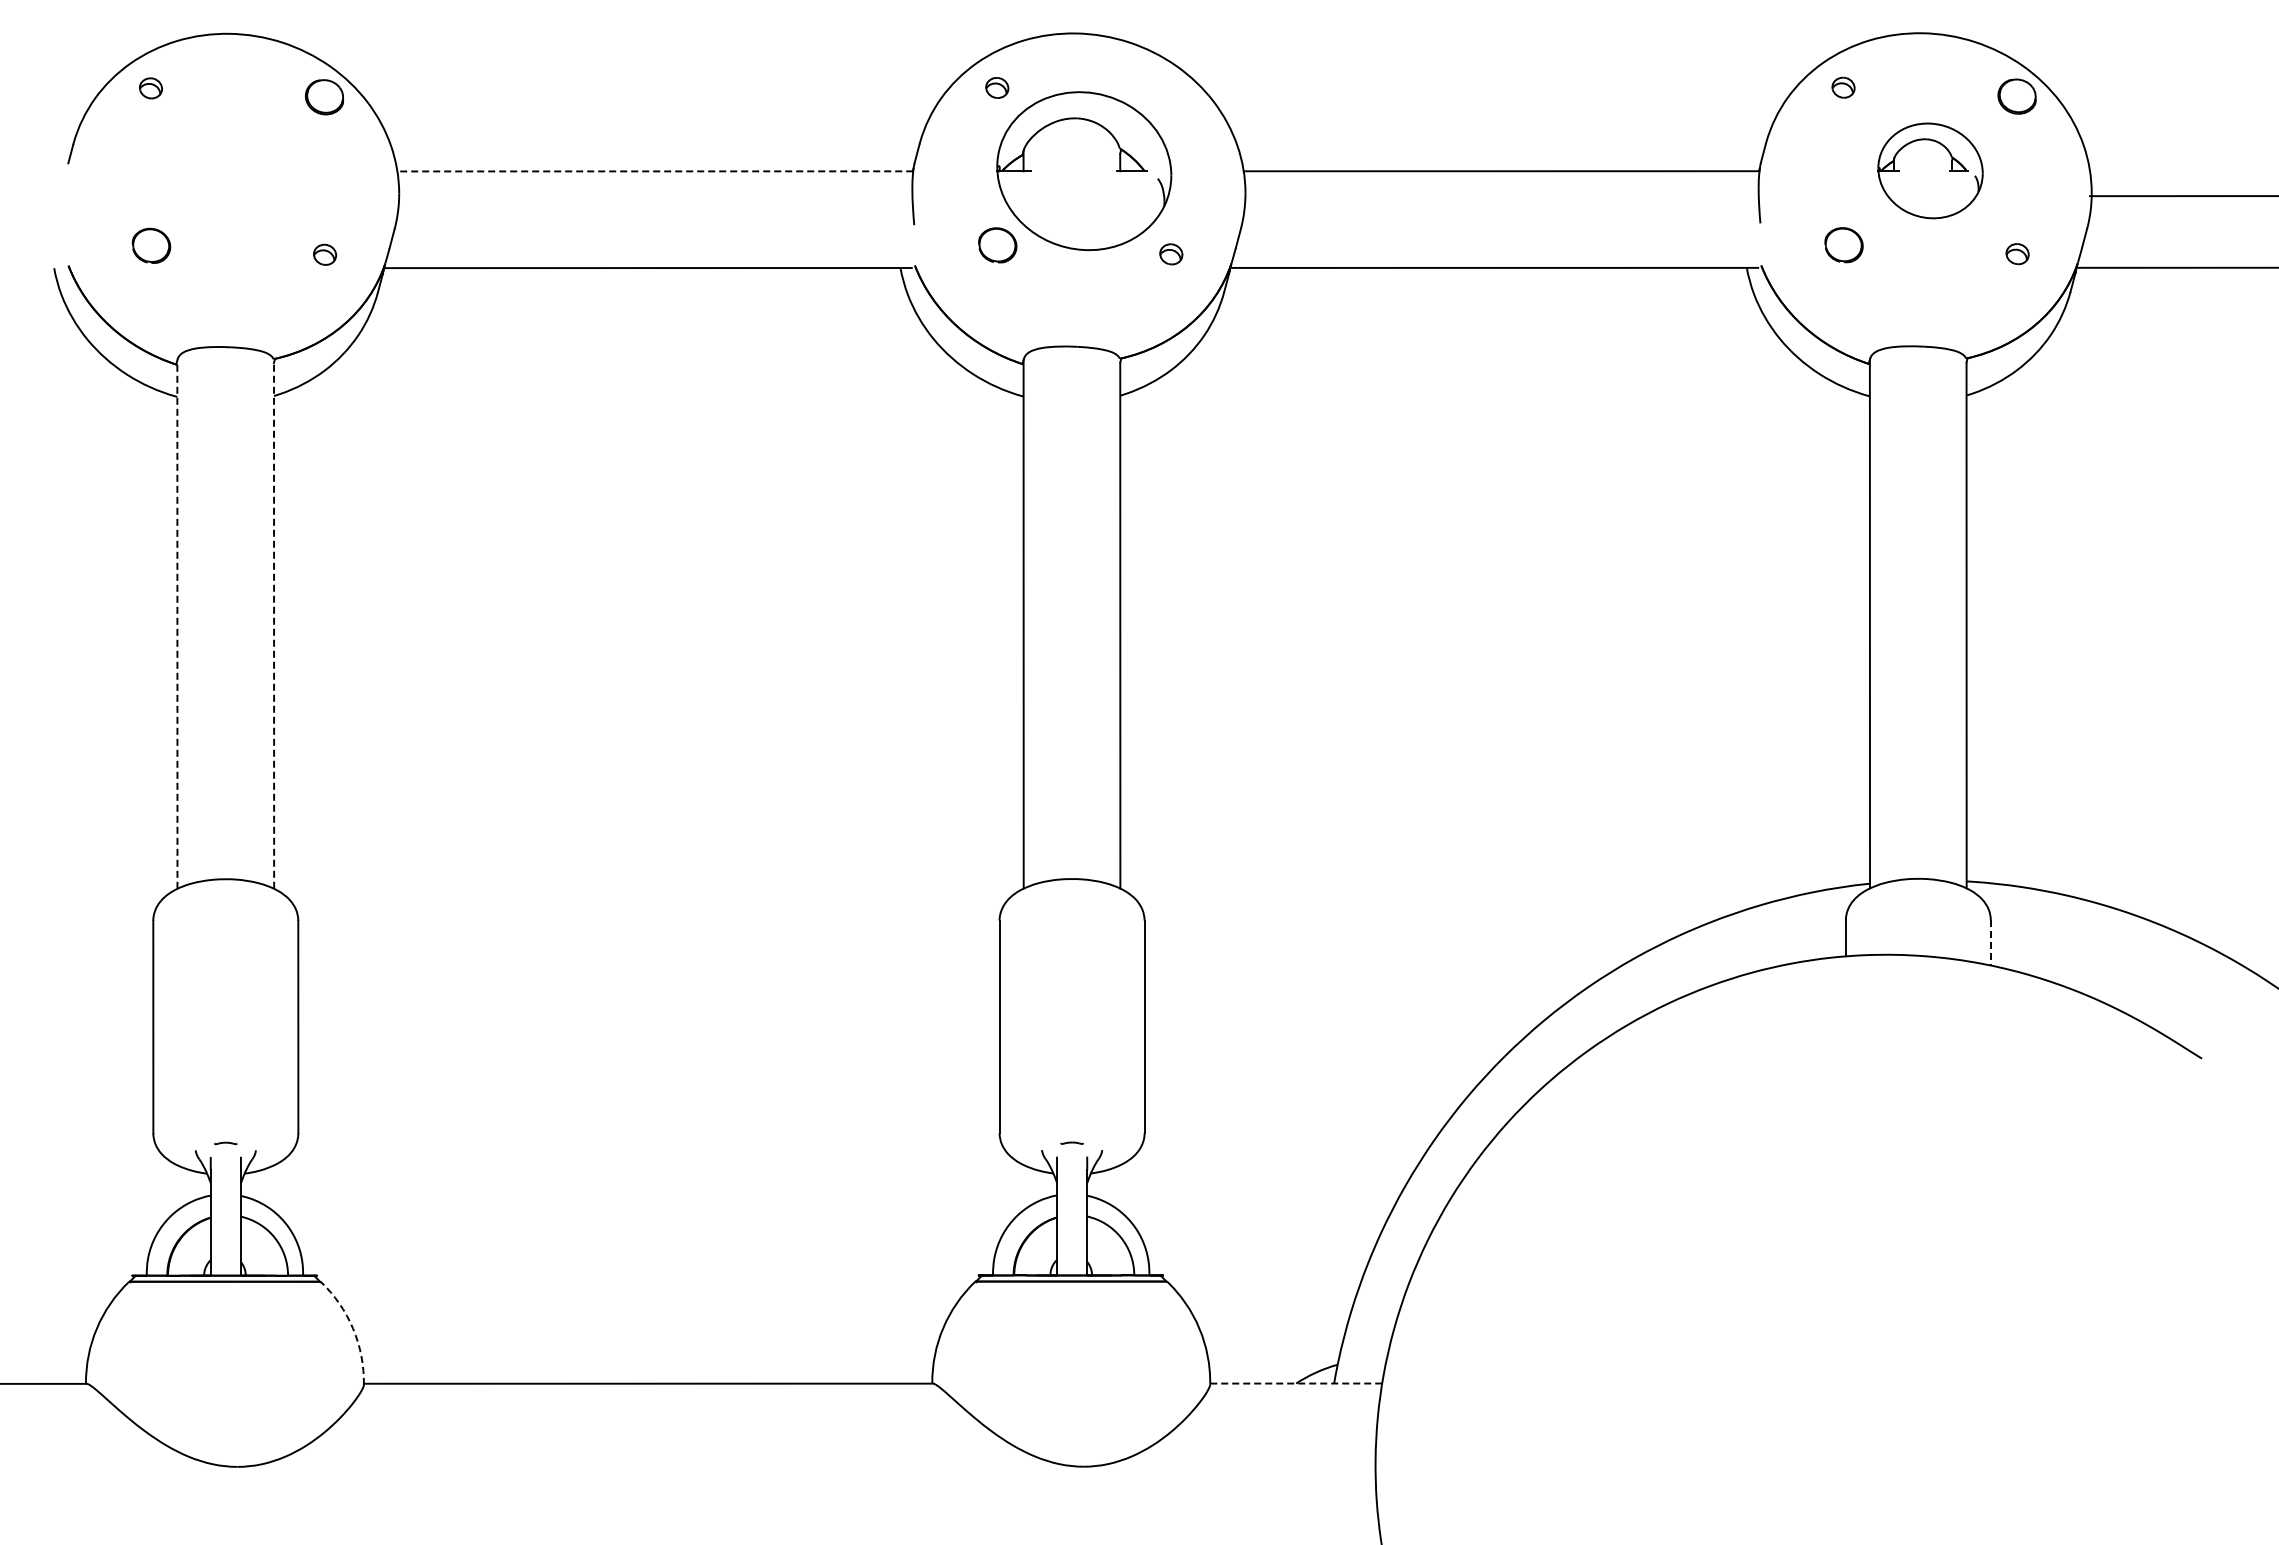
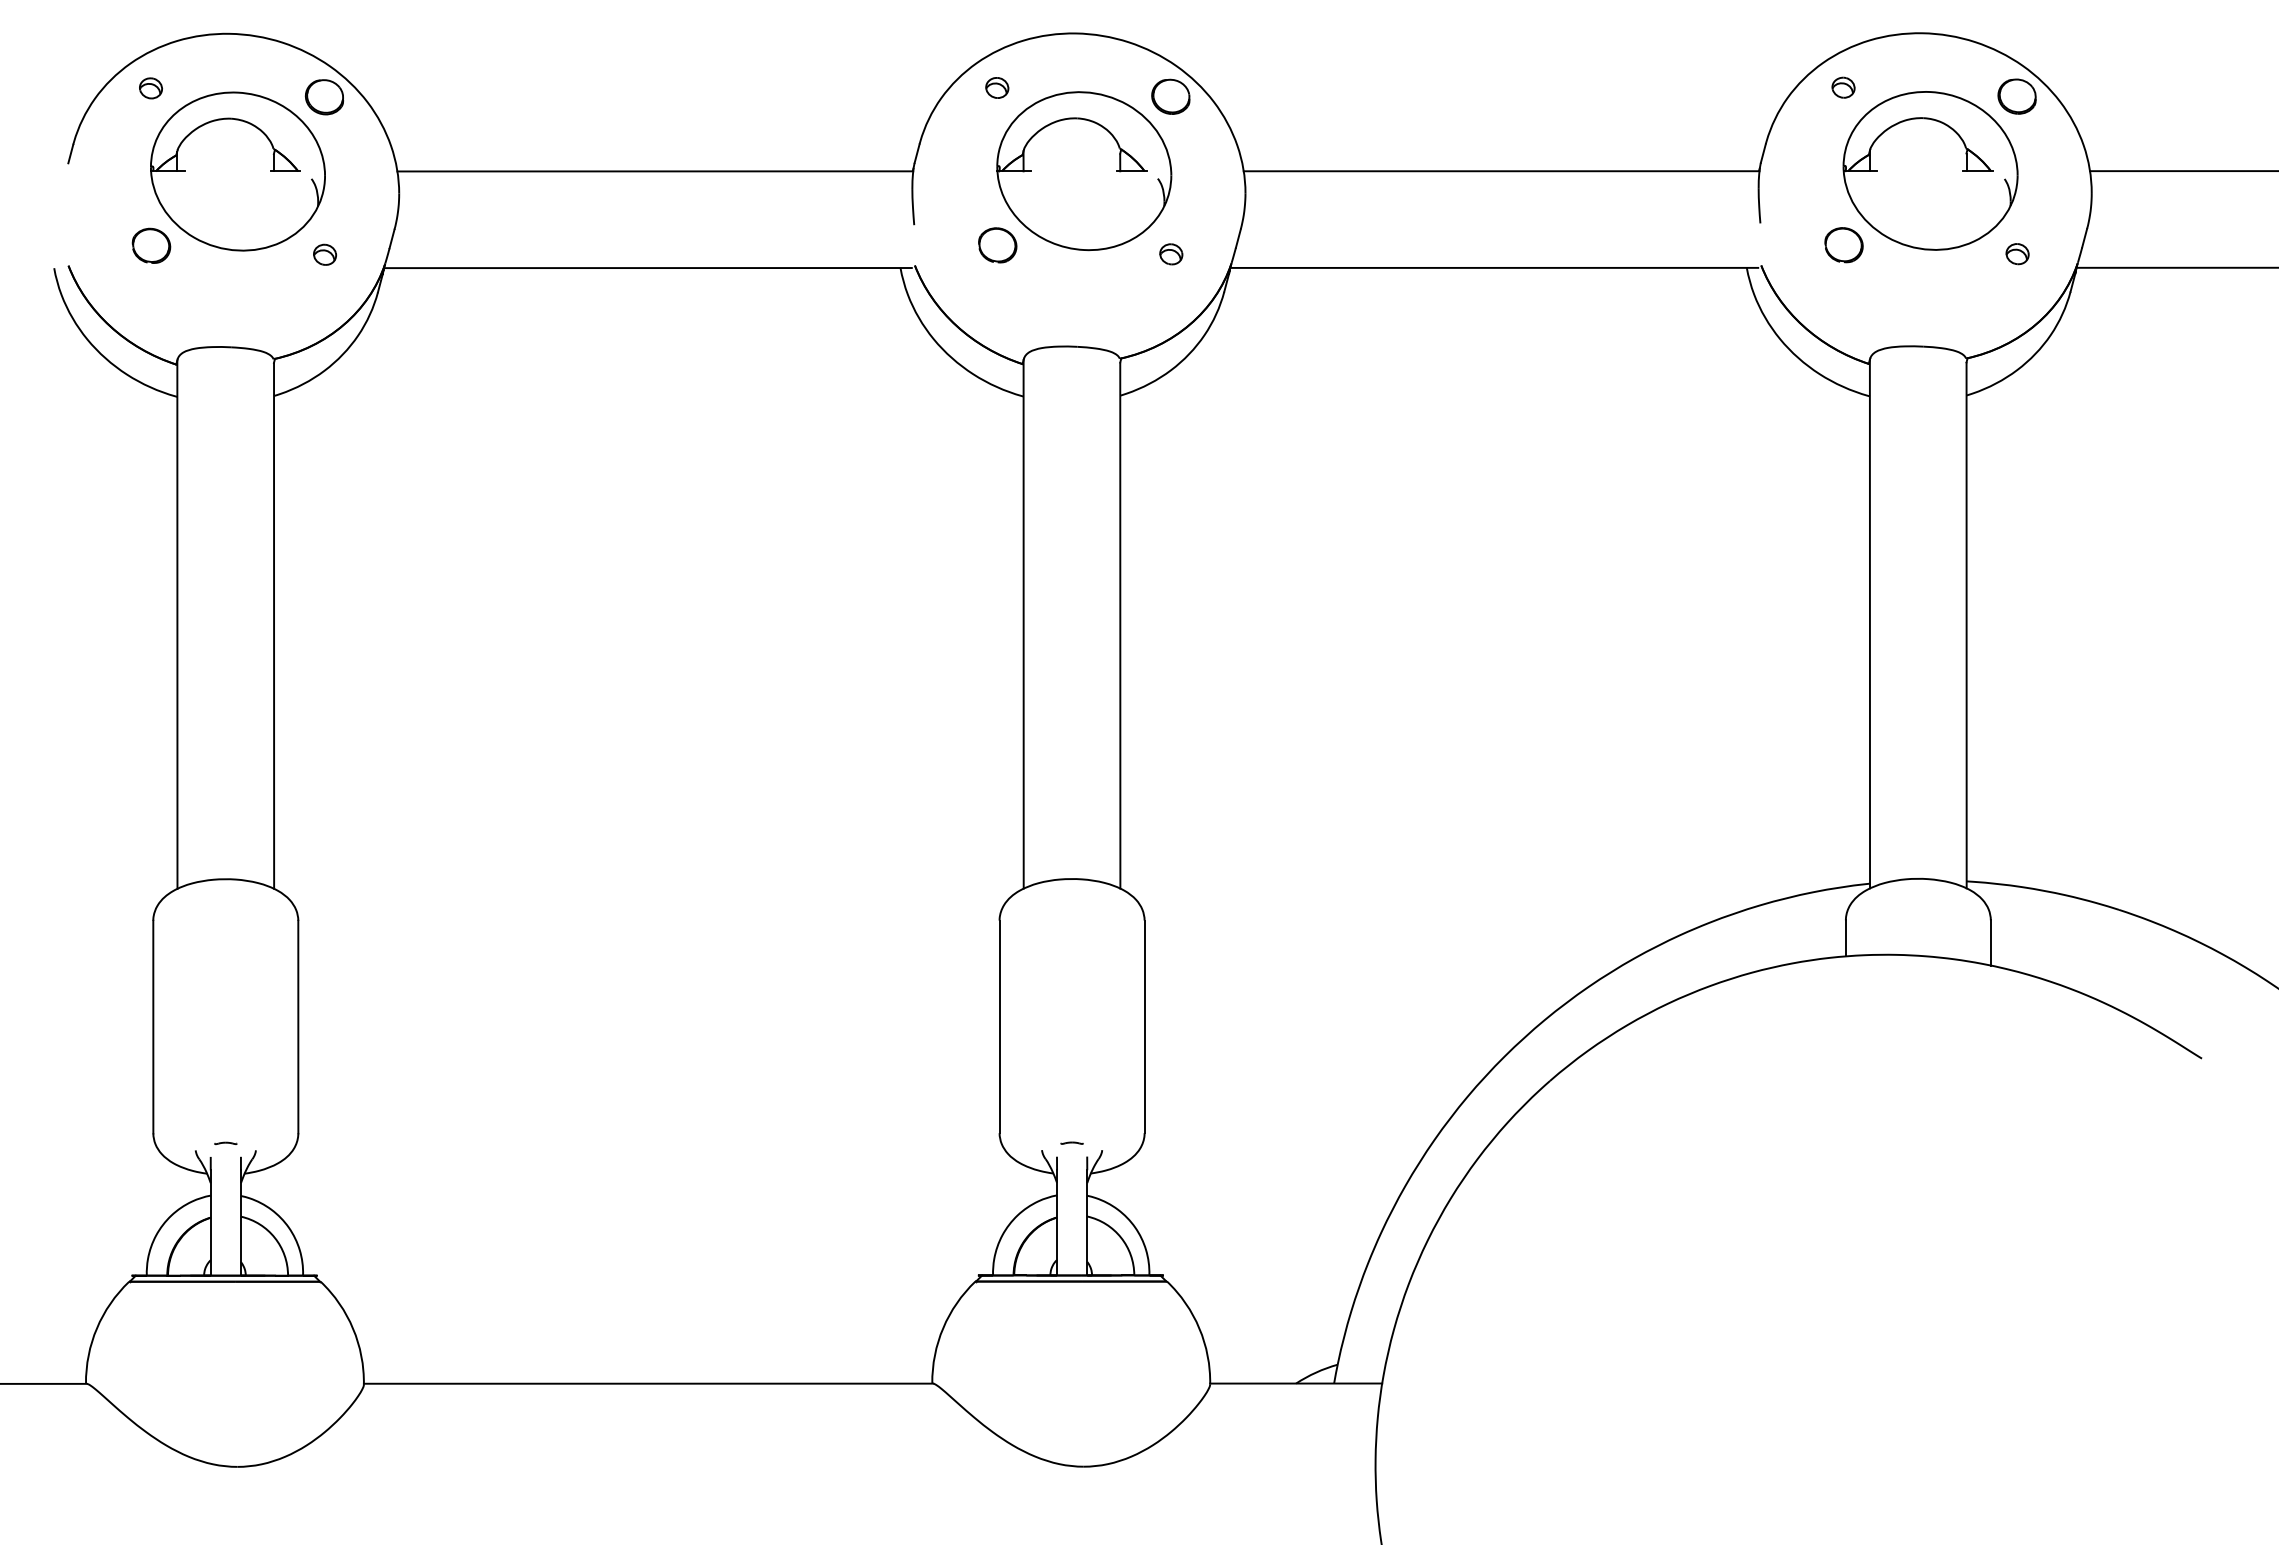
part: none -> present (1170, 96)
part size: 107x98 px -> 177x160 px (1930, 170)
part: none -> present (237, 171)
line: dashed -> solid (655, 171)
line position: (2182, 196) -> (2182, 171) (2182, 171)
line: dashed -> solid (177, 624)
line: dashed -> solid (274, 626)
line: dashed -> solid (1990, 942)
arc: dashed -> solid (353, 1328)
line: dashed -> solid (1295, 1383)
